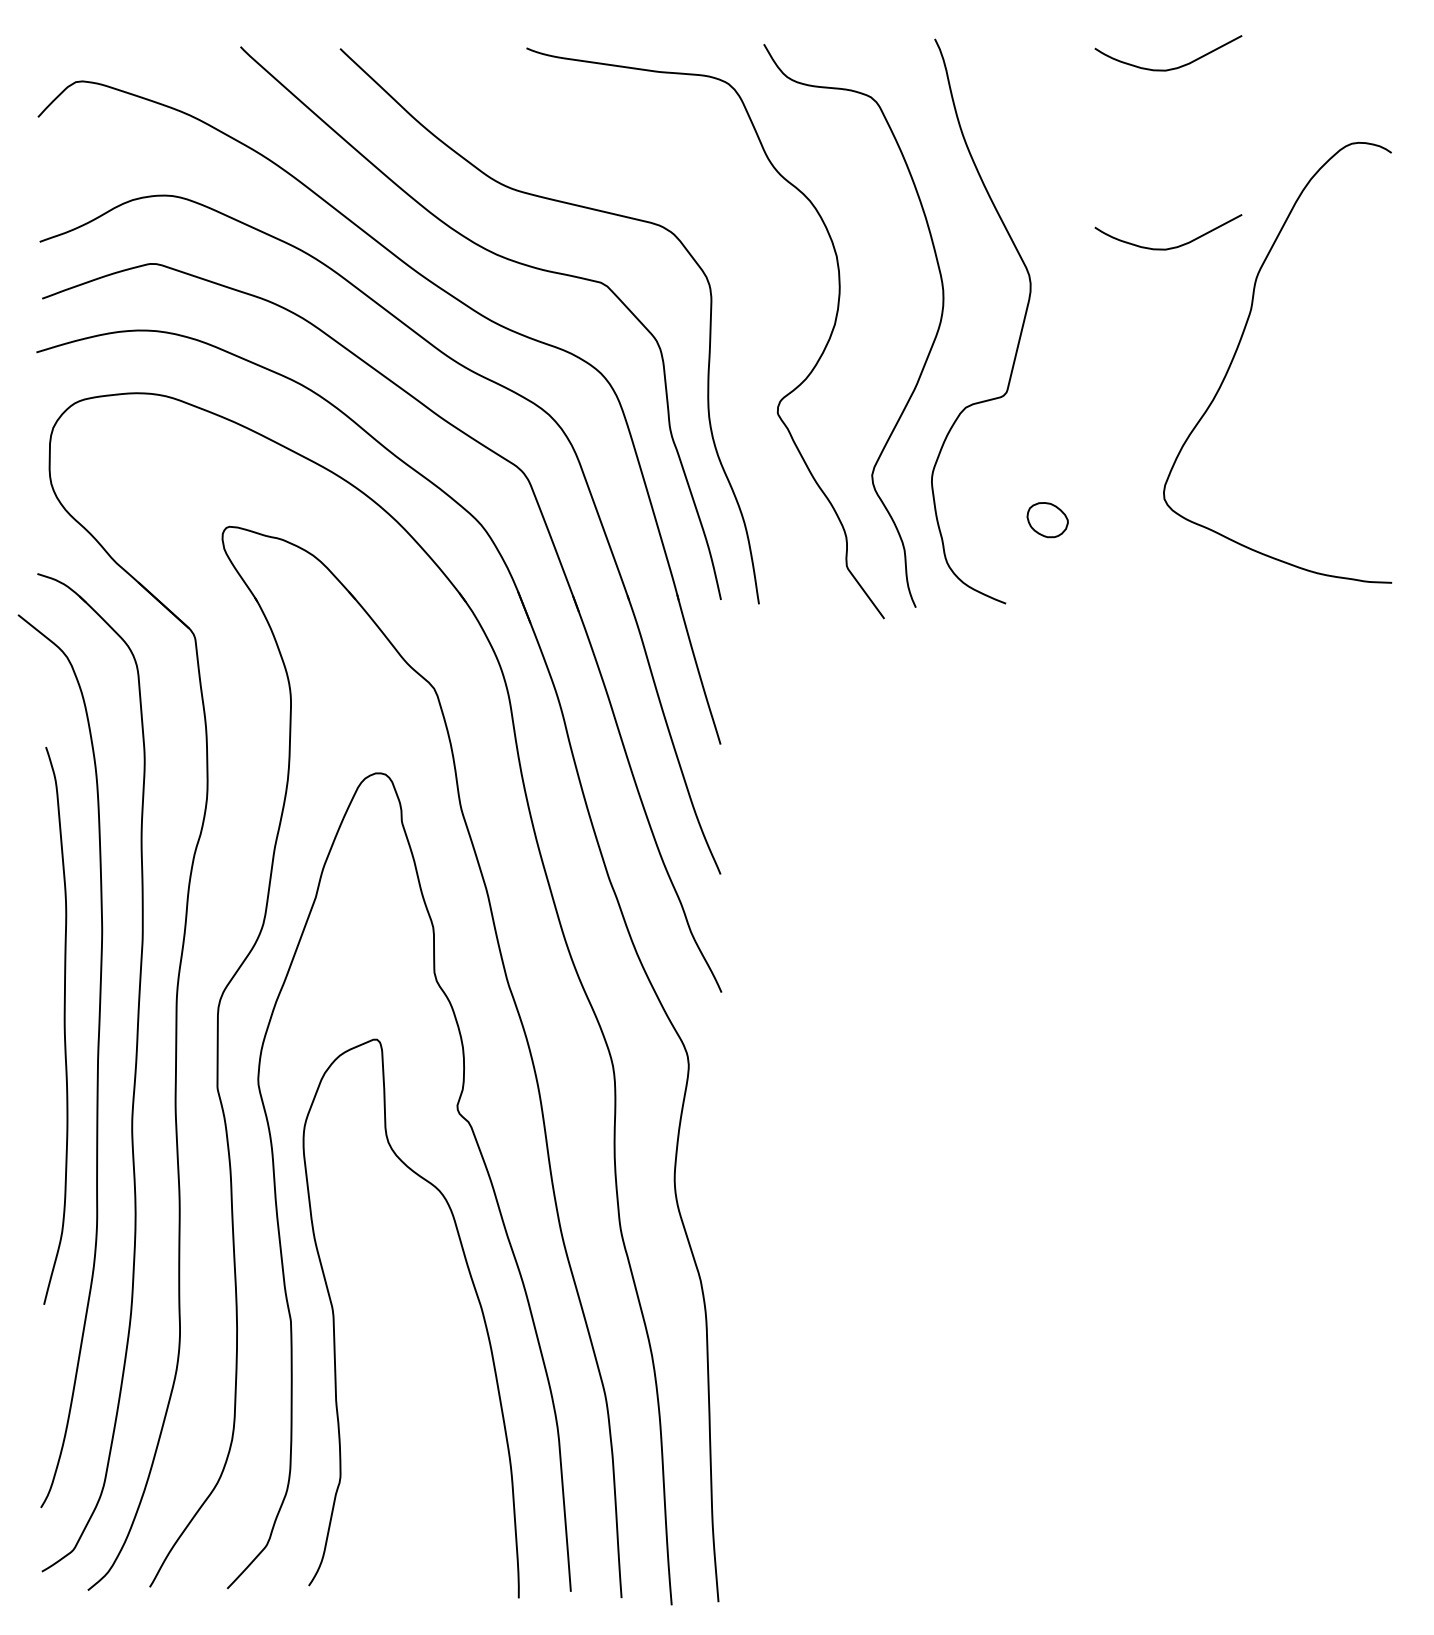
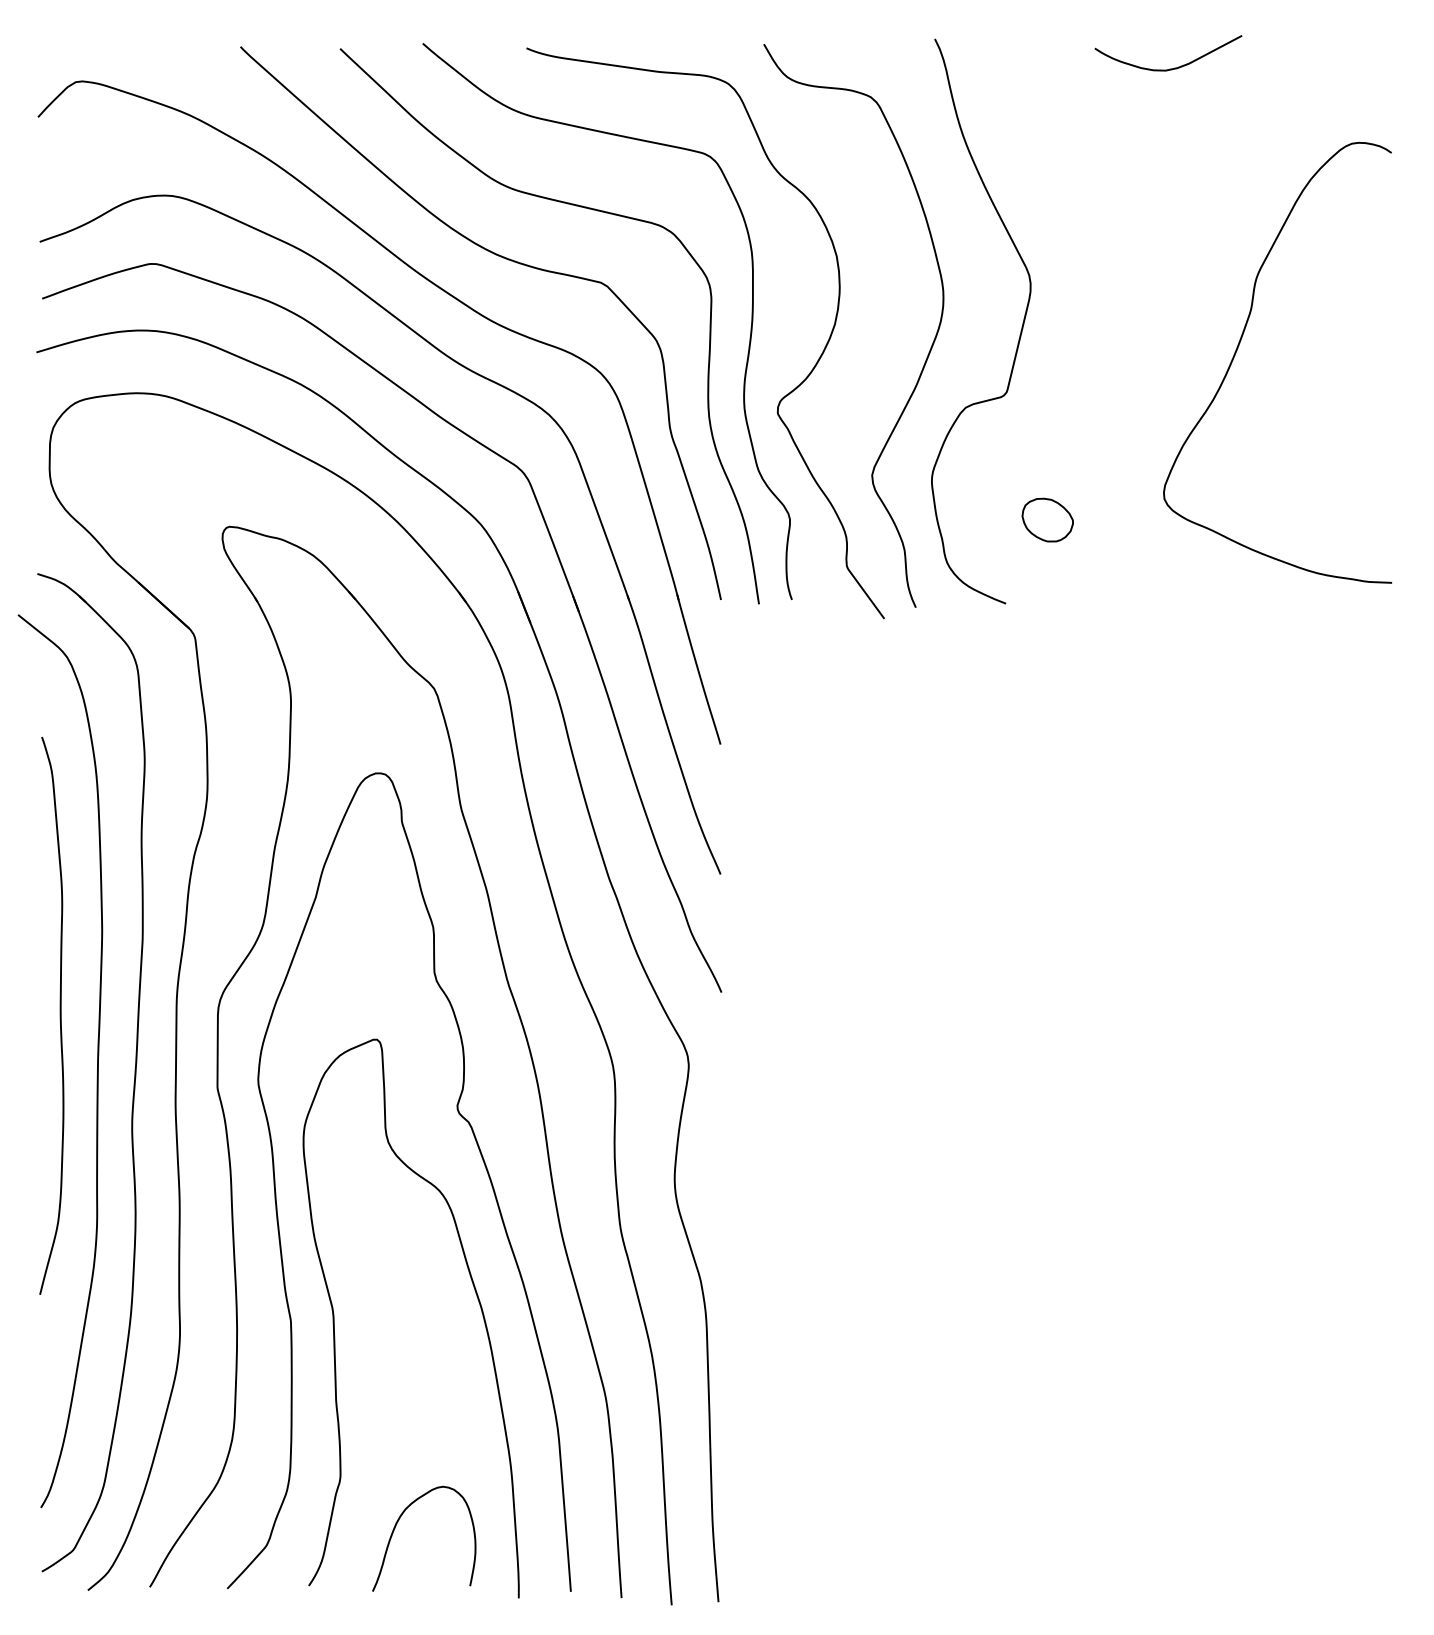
curve: present -> none (1169, 247)
curve: none -> present (749, 337)
part size: 43x37 px -> 53x46 px (1047, 519)
curve position: (63, 1025) -> (59, 1015) (59, 1015)
curve: none -> present (396, 1526)
